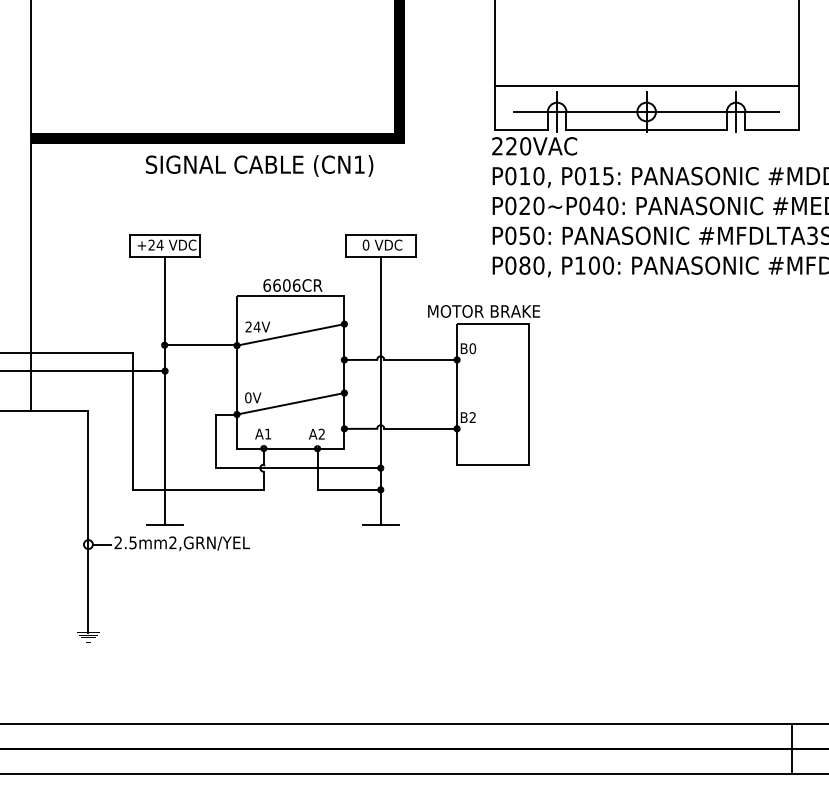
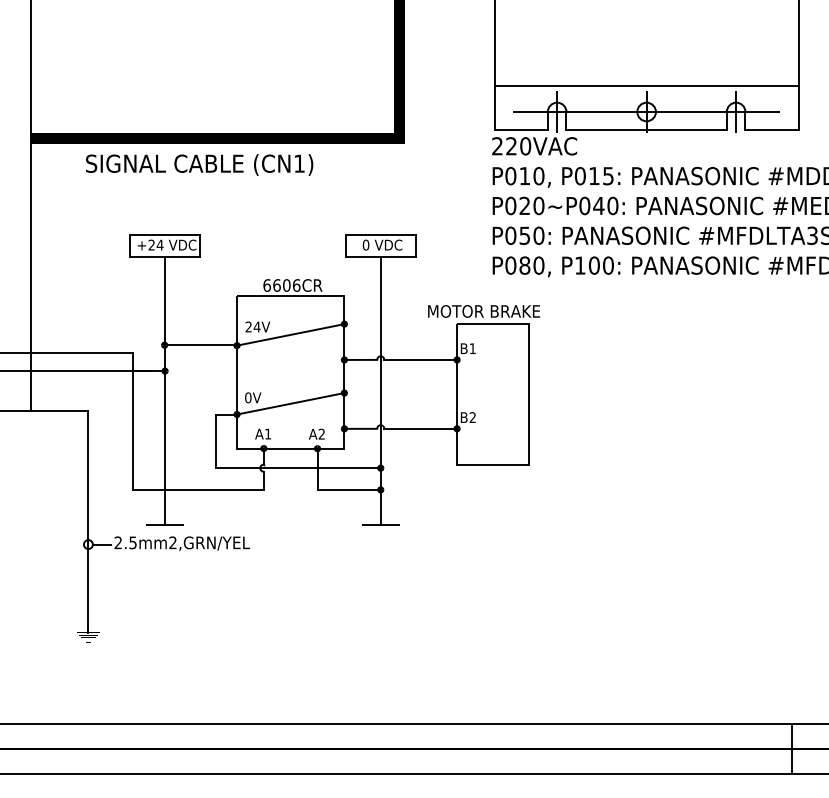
text position: (259, 165) -> (199, 164) (199, 164)
text: B0 -> B1 (472, 348)
